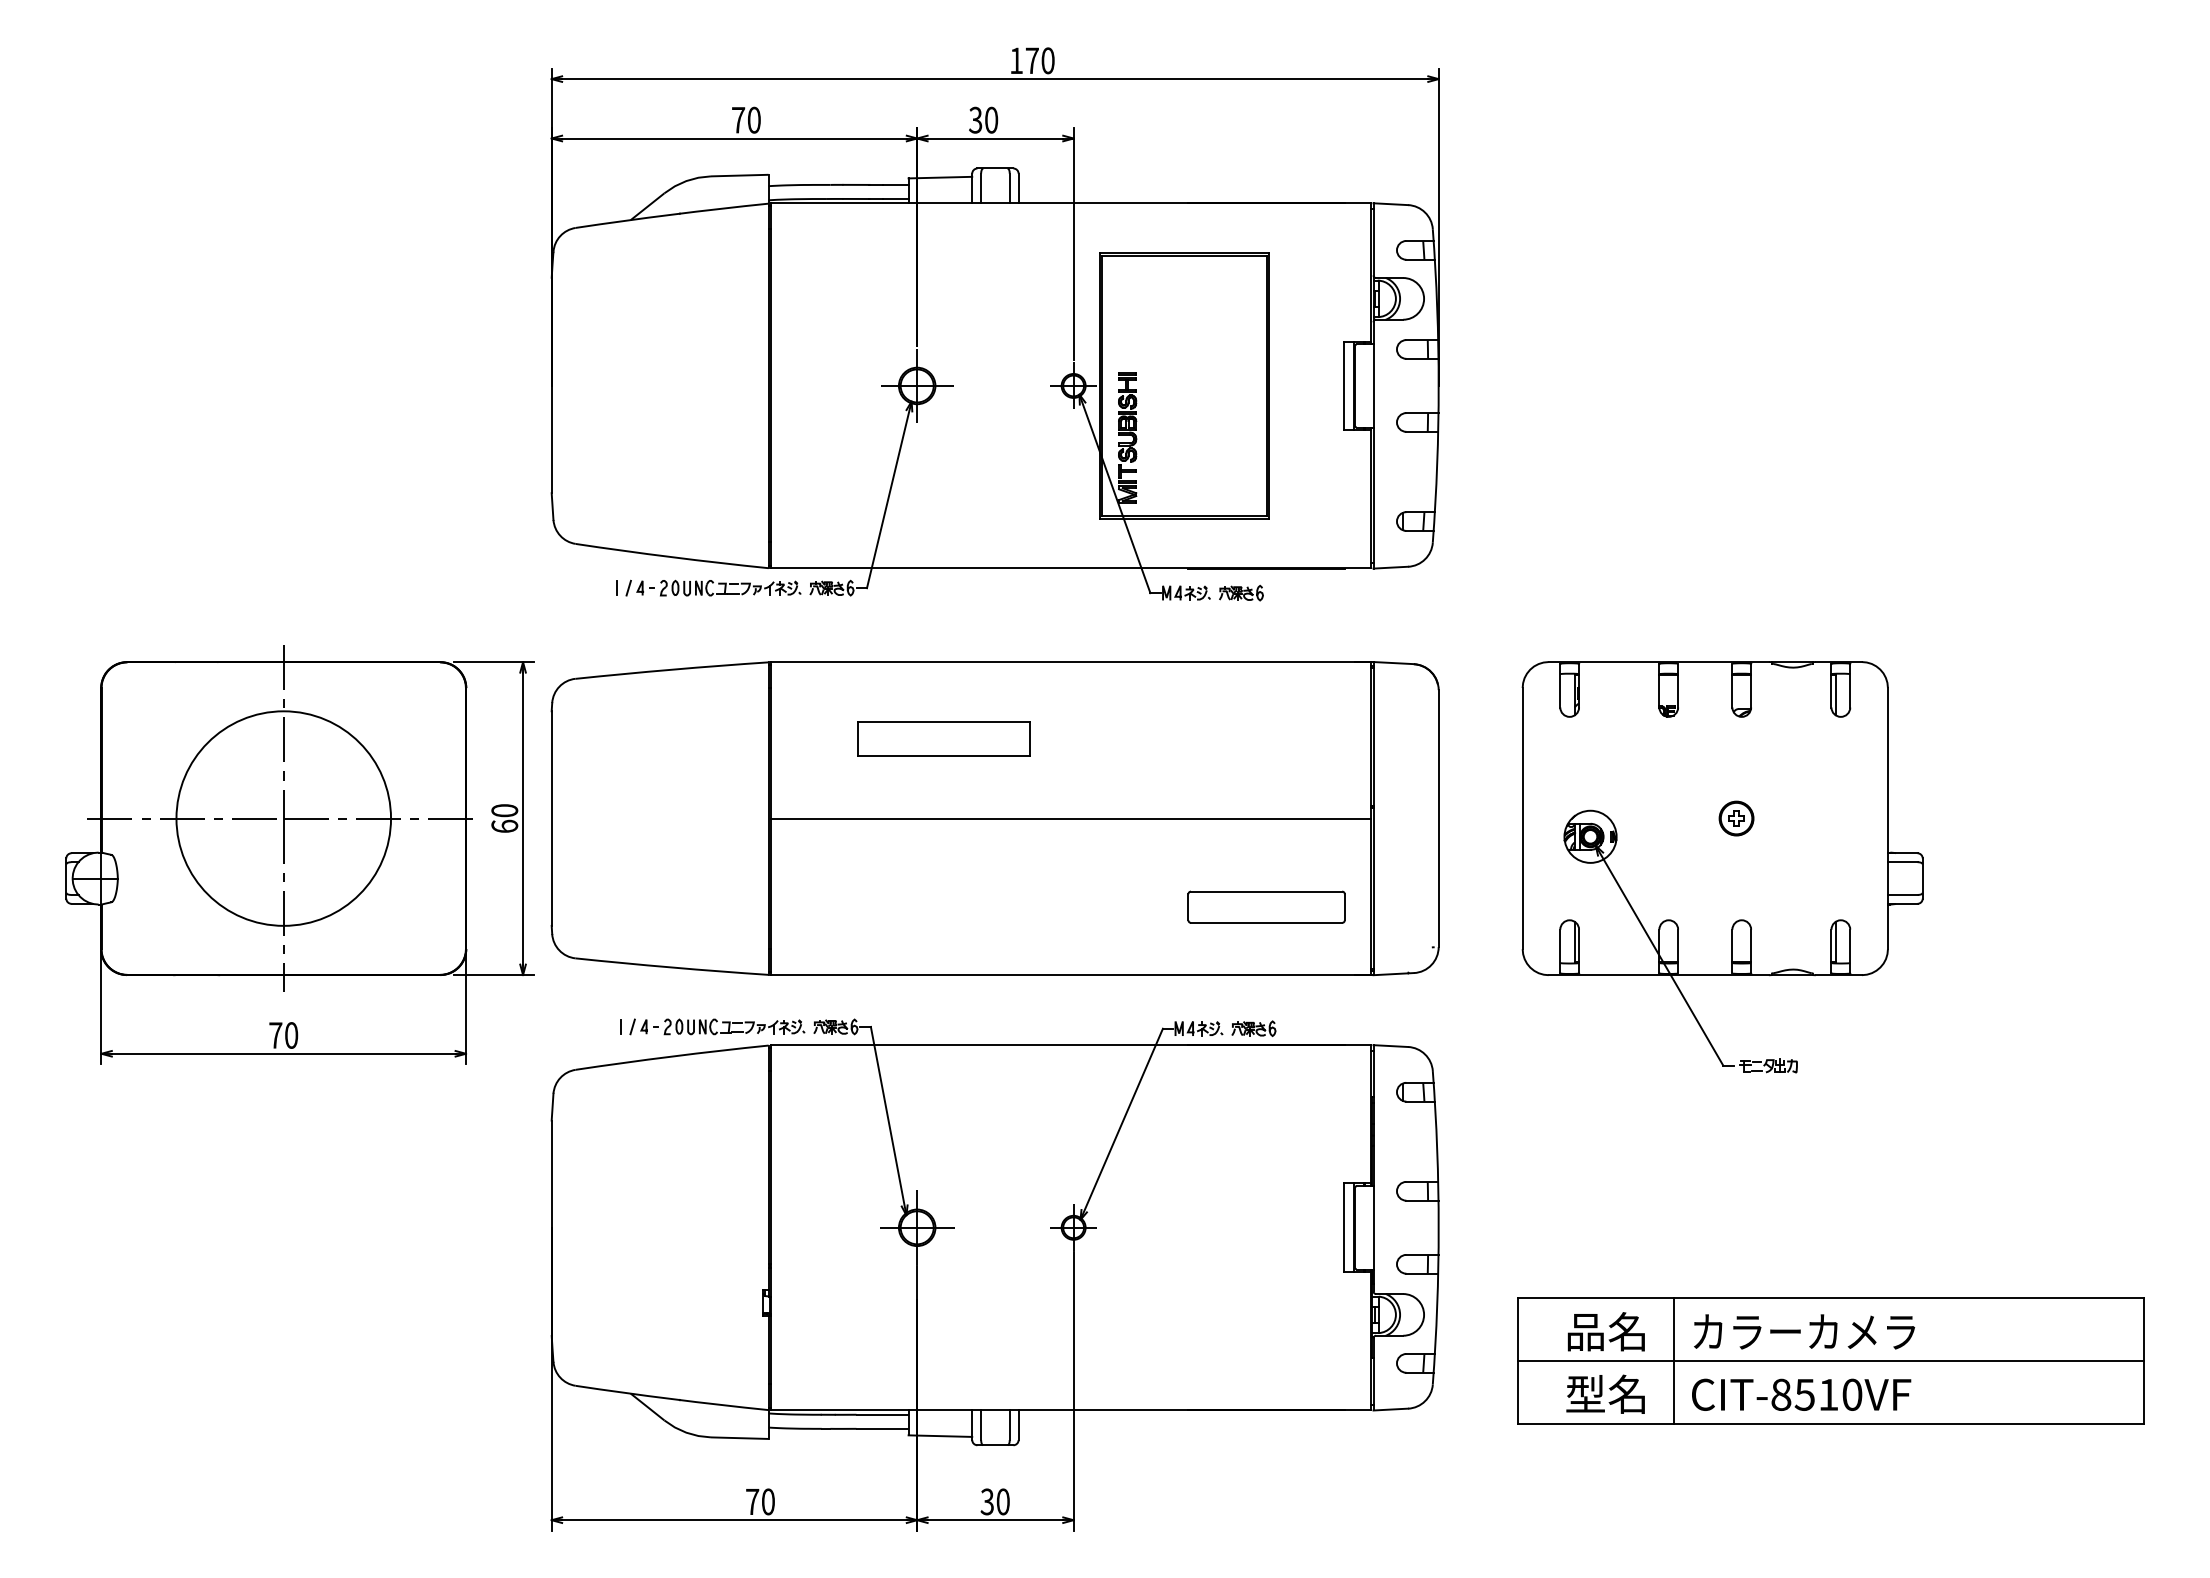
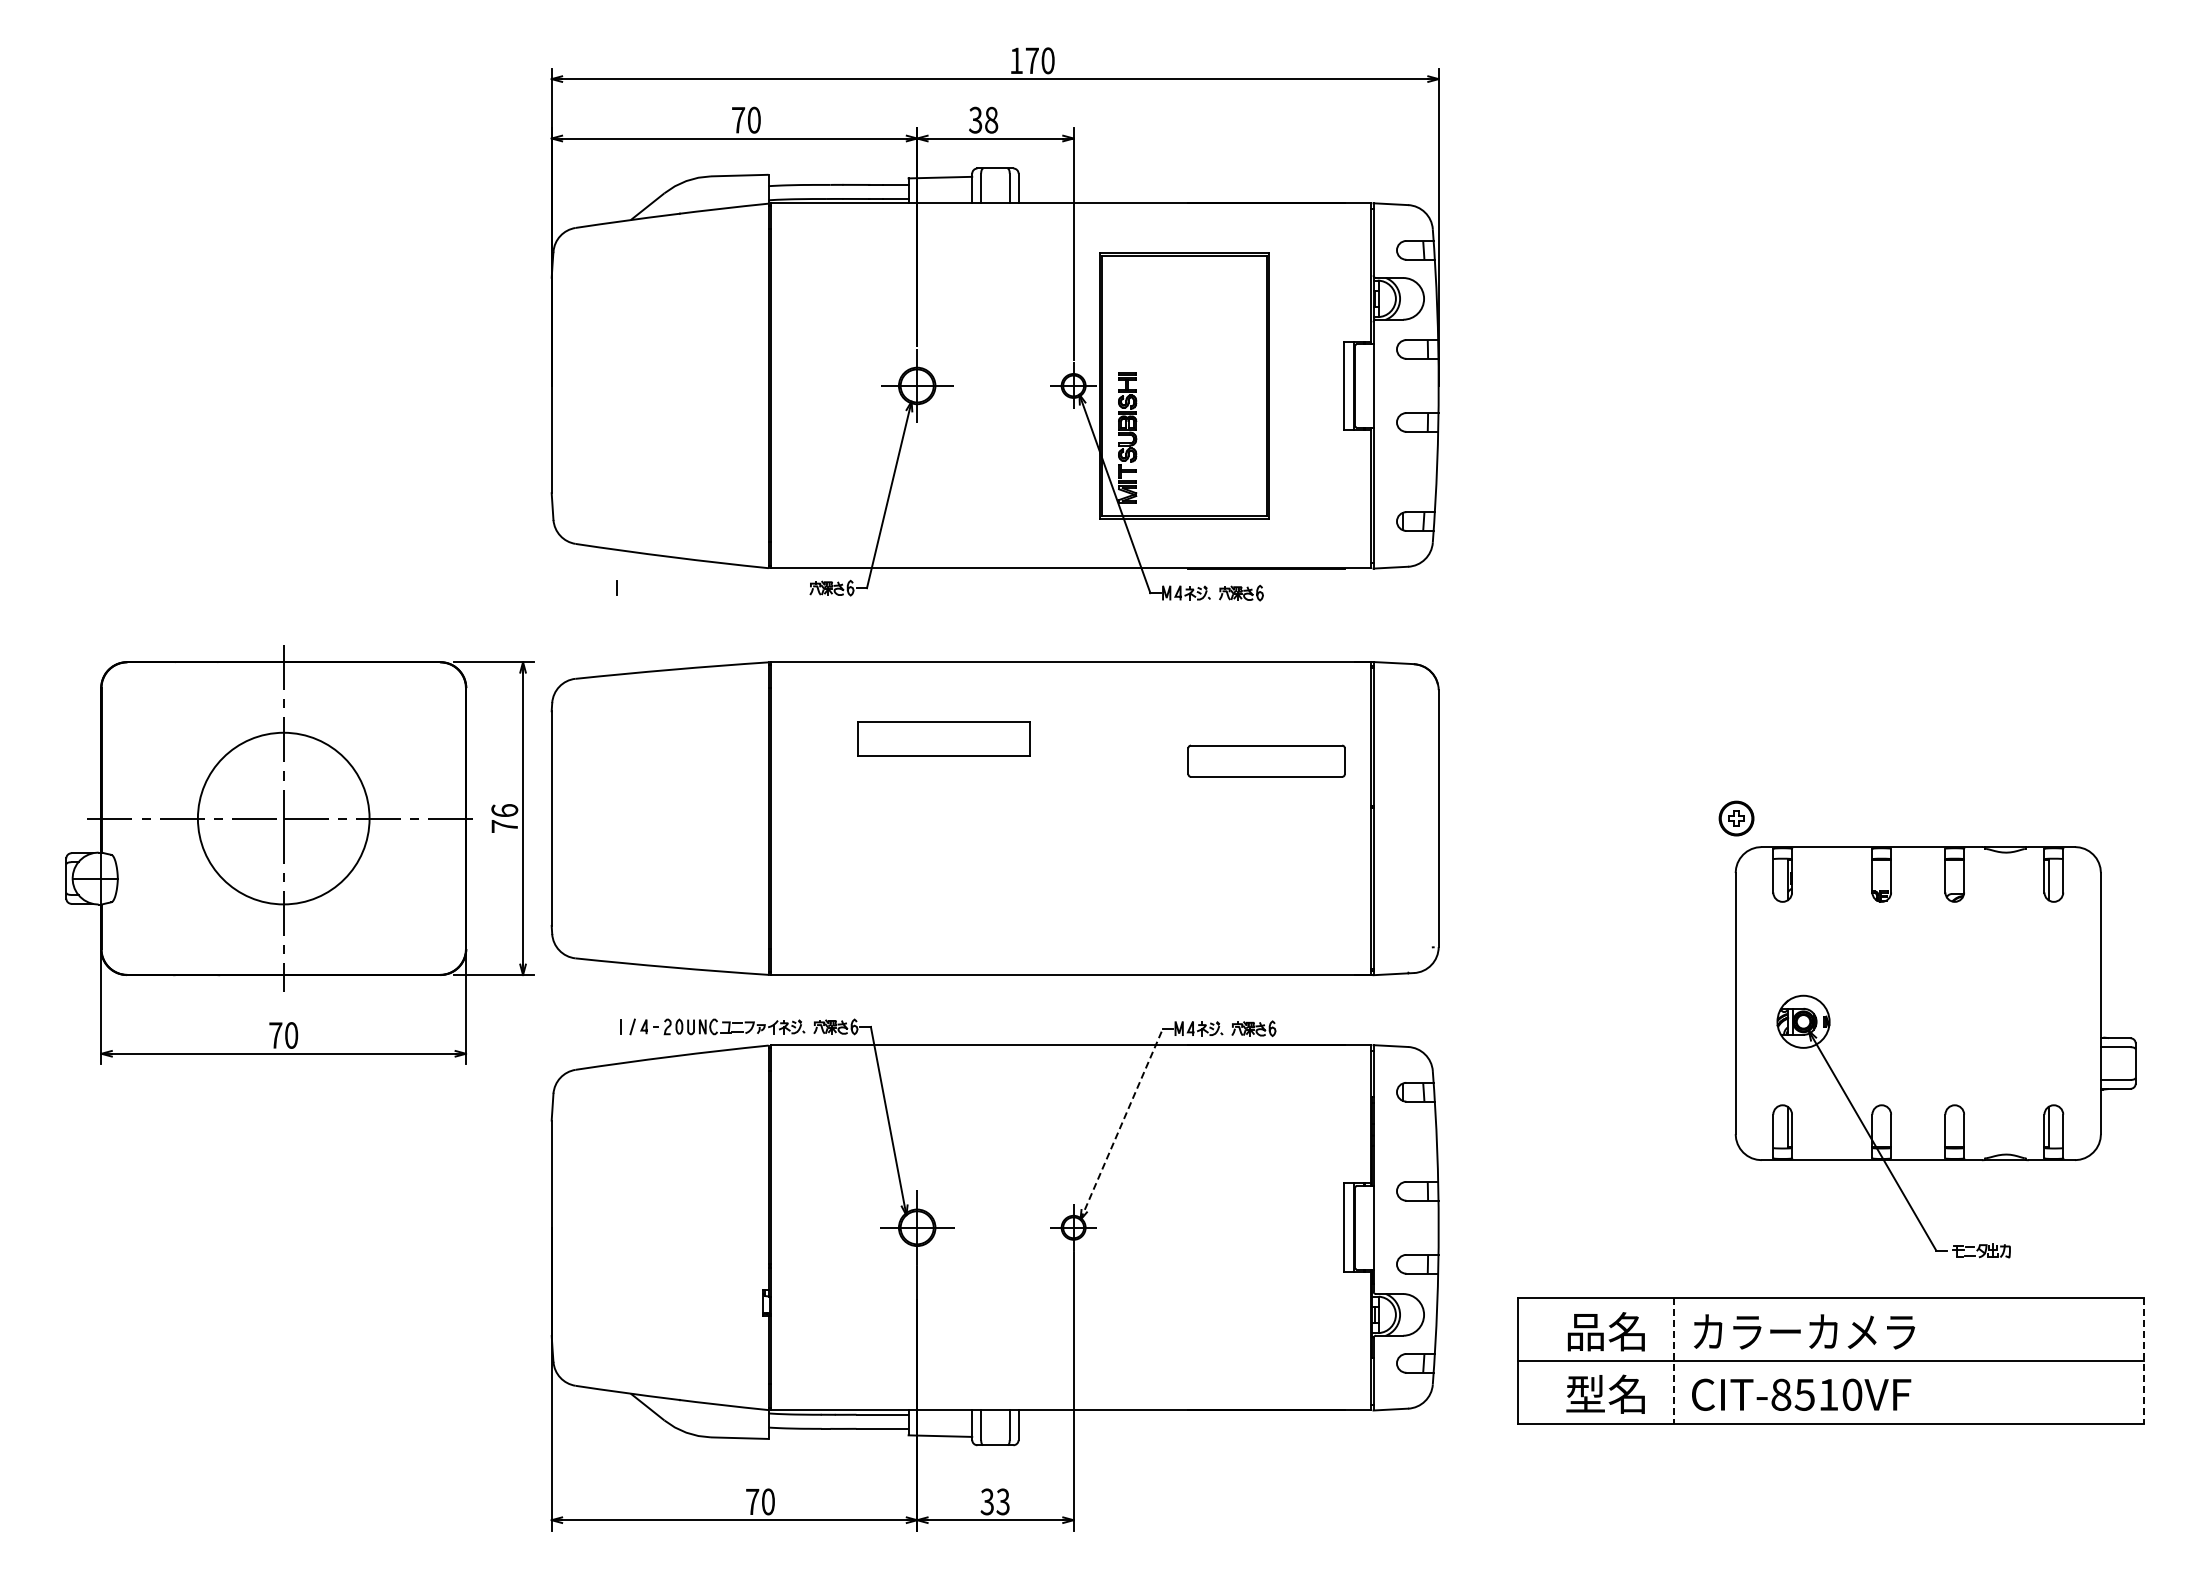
text: 30 -> 38 (991, 120)
part: present -> none (713, 587)
circle diameter: 215 px -> 172 px (283, 818)
text: 60 -> 76 (504, 818)
line: present -> none (1070, 818)
part position: (1722, 867) -> (1935, 1052) (1935, 1052)
part position: (1266, 906) -> (1266, 760) (1266, 760)
line: solid -> dashed (1121, 1123)
line: solid -> dashed (1674, 1361)
line: solid -> dashed (2143, 1361)
text: 30 -> 33 (1002, 1501)
